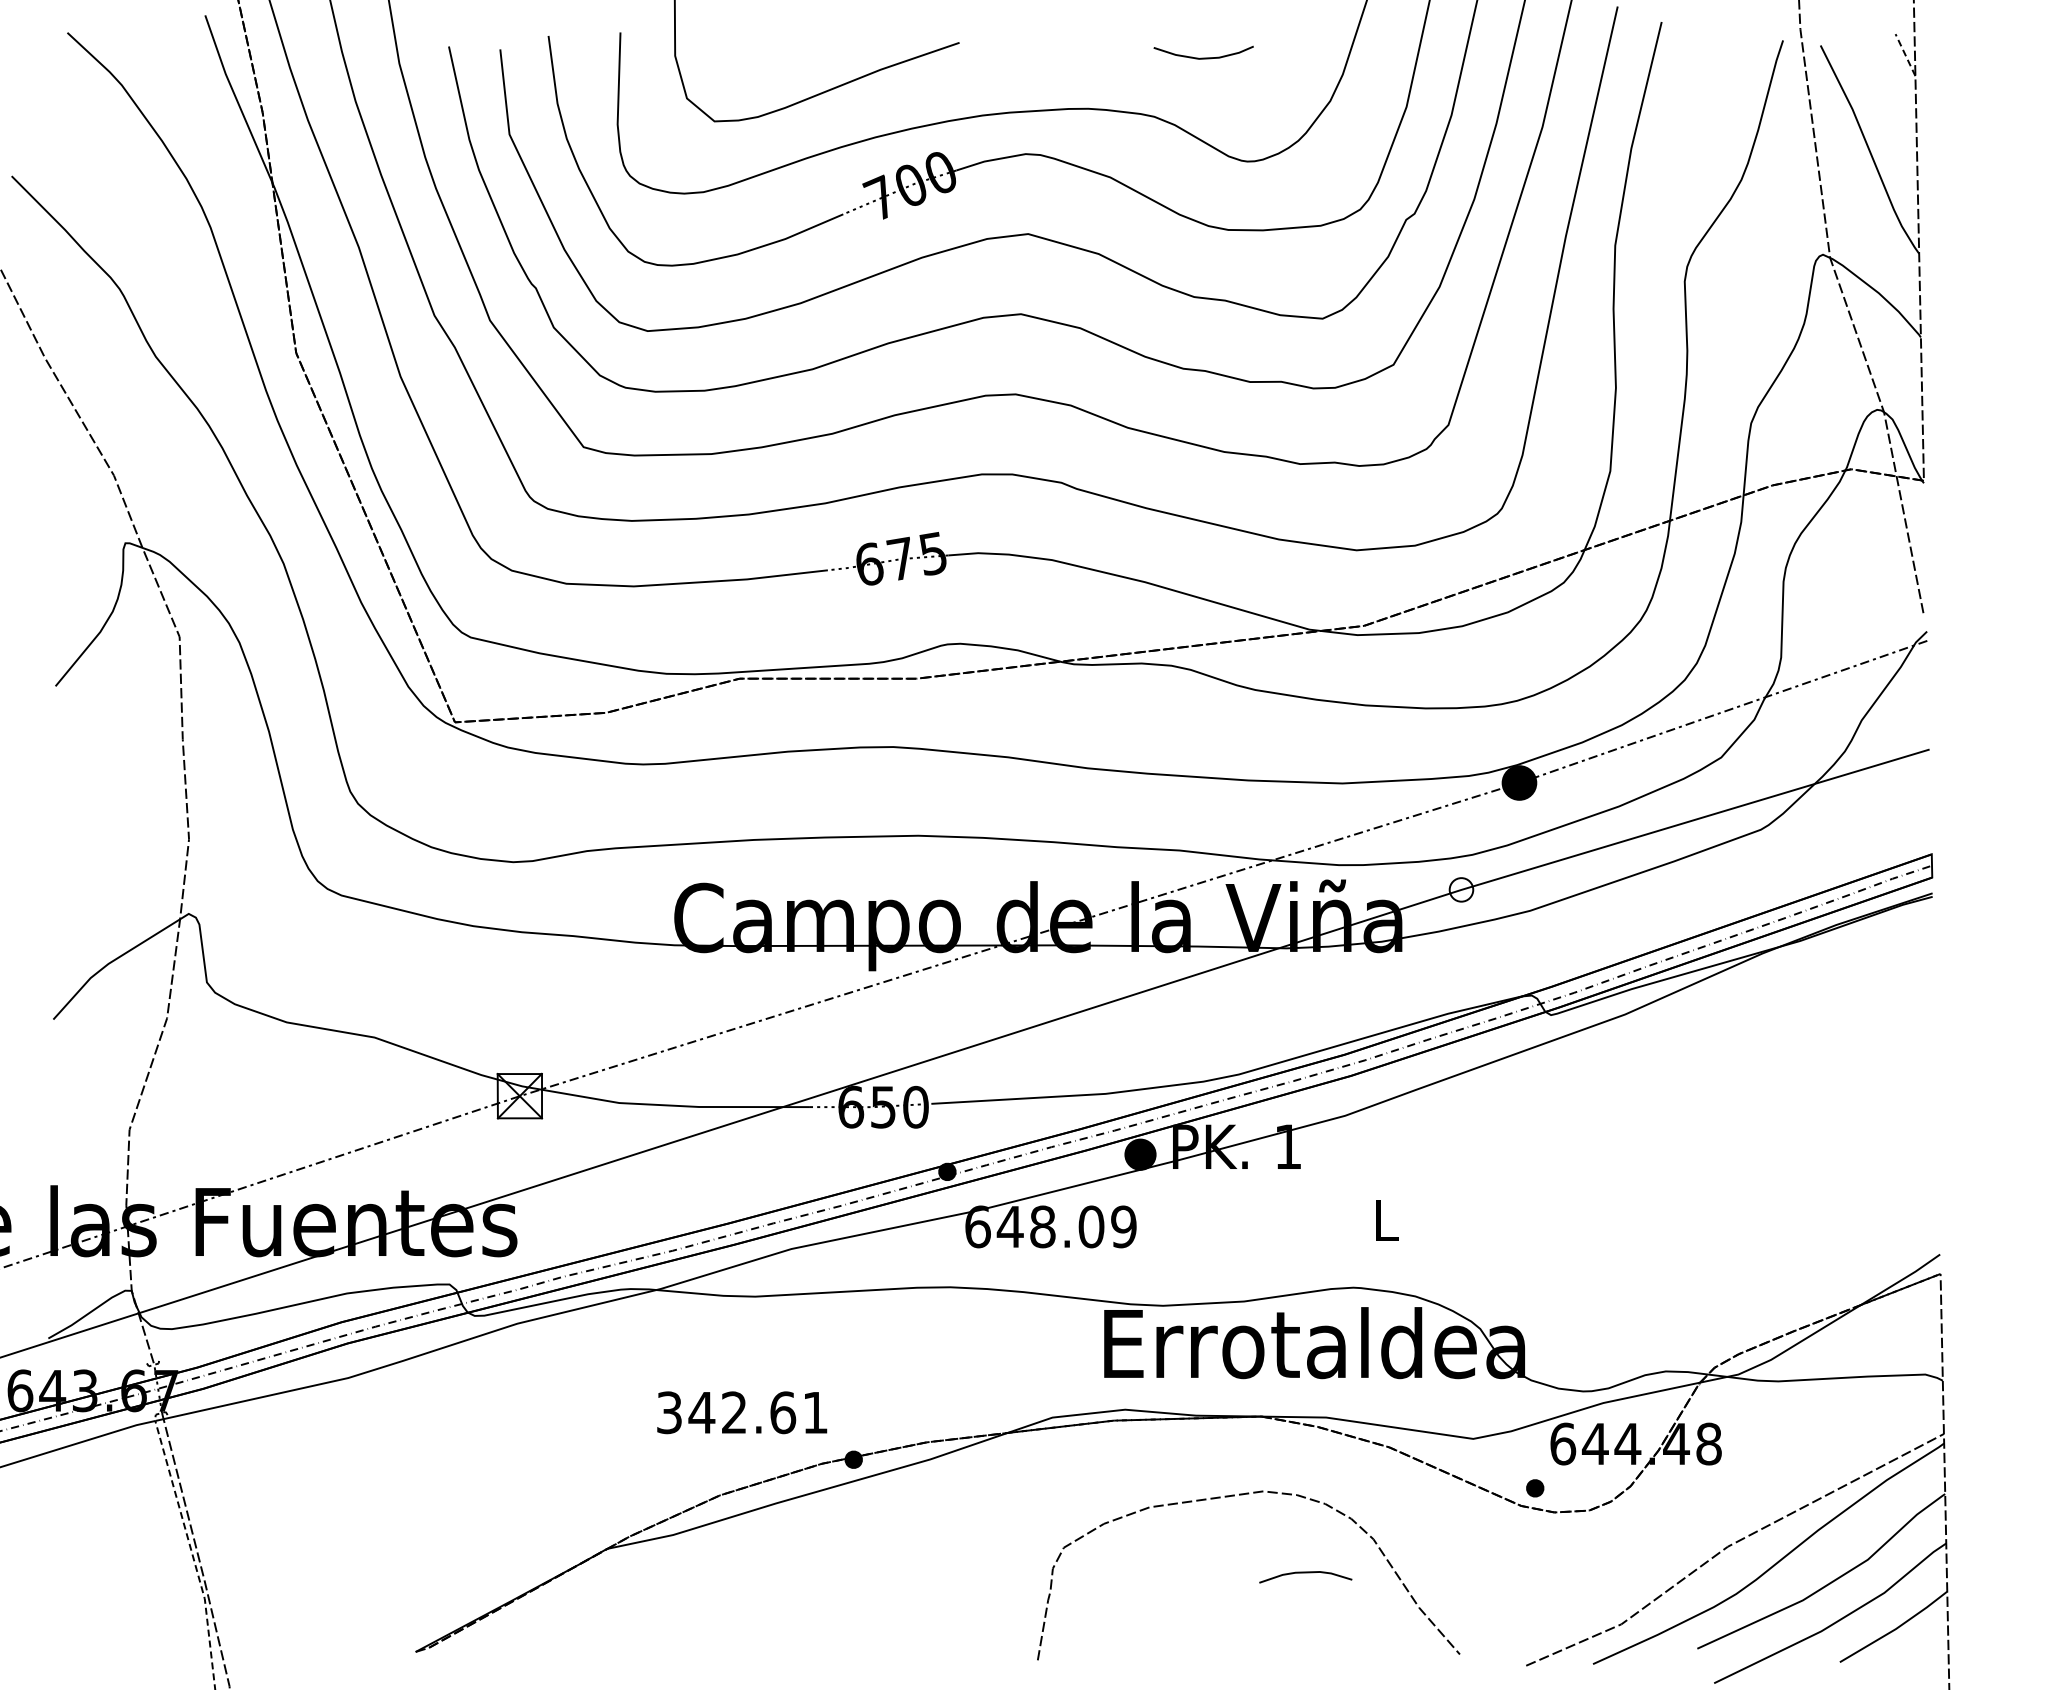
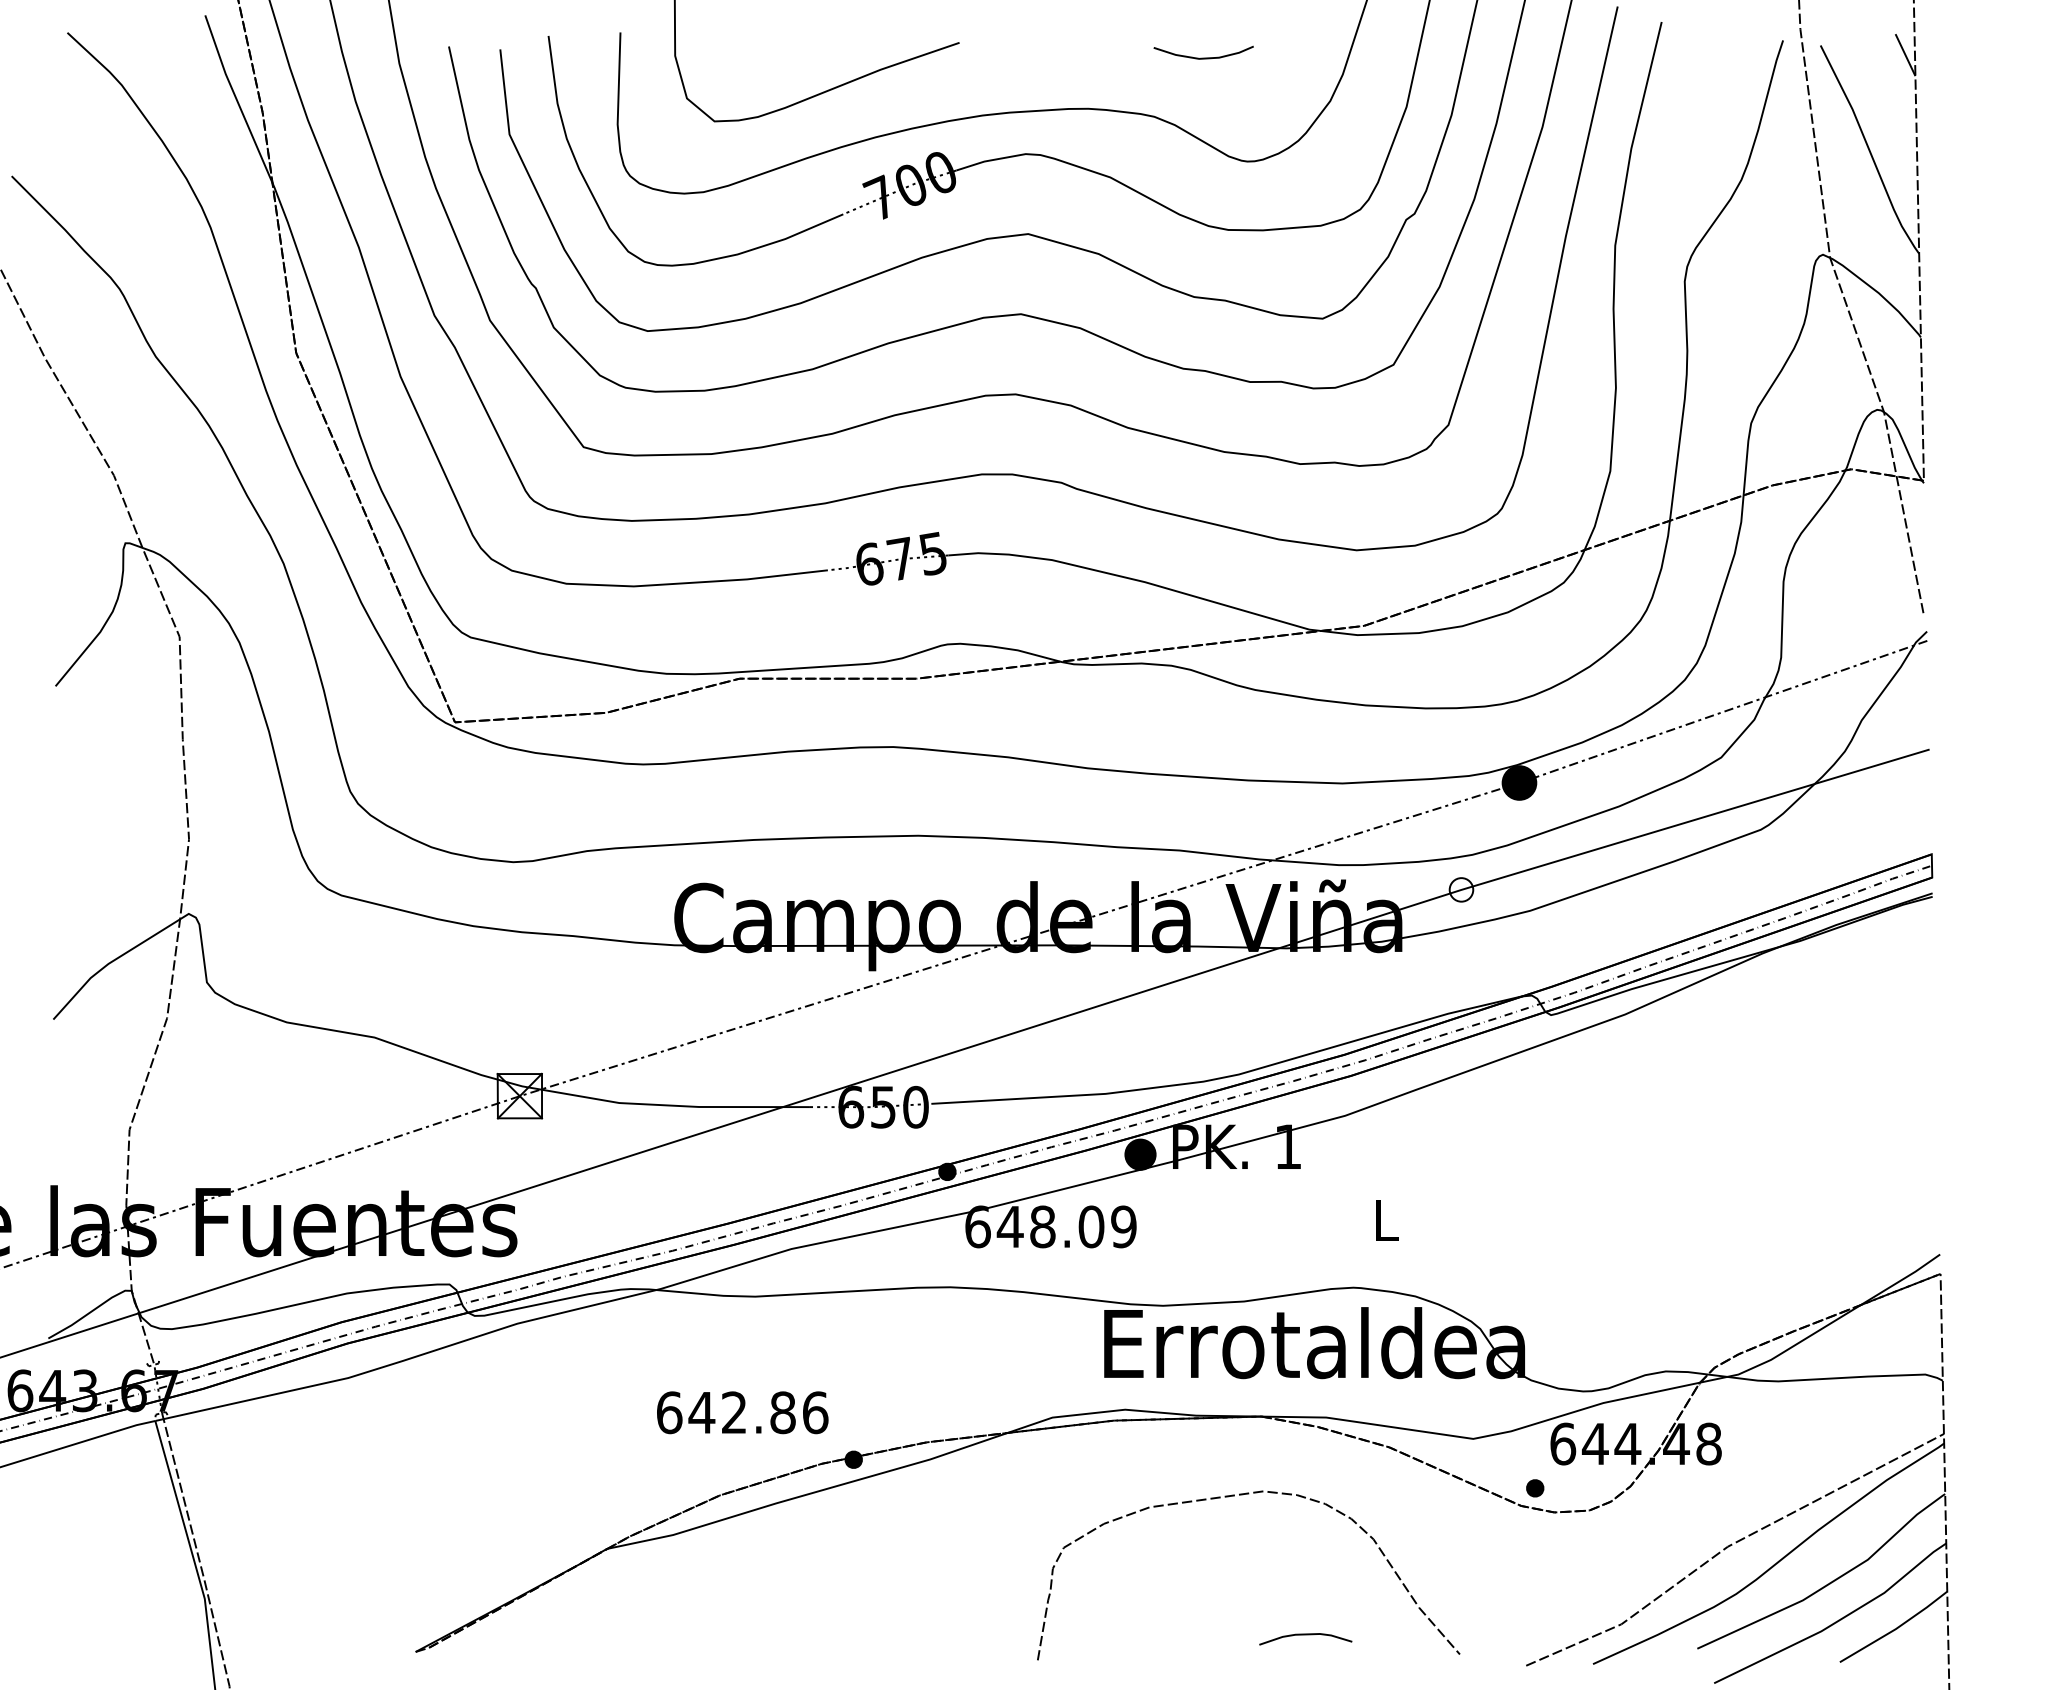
line: dashed -> solid (1905, 54)
text: 342.61 -> 642.86 (742, 1412)
line: dashed -> solid (192, 1553)
curve position: (1305, 1573) -> (1305, 1635) (1305, 1635)
